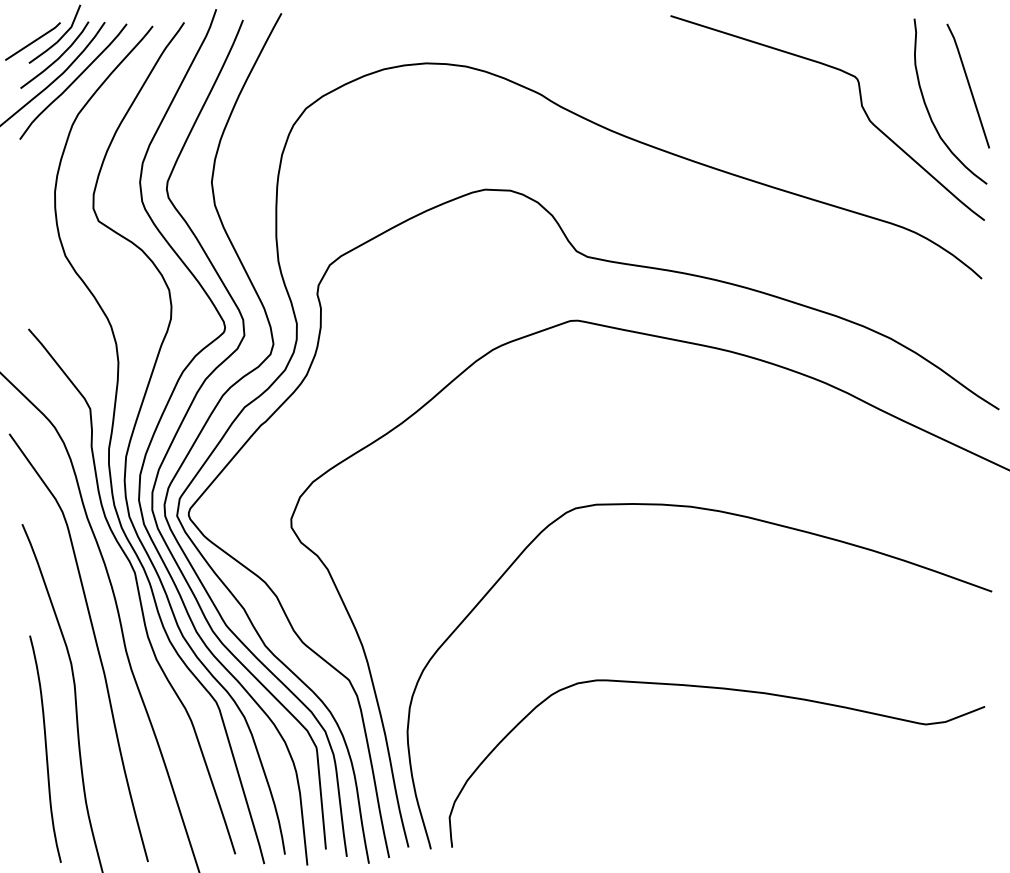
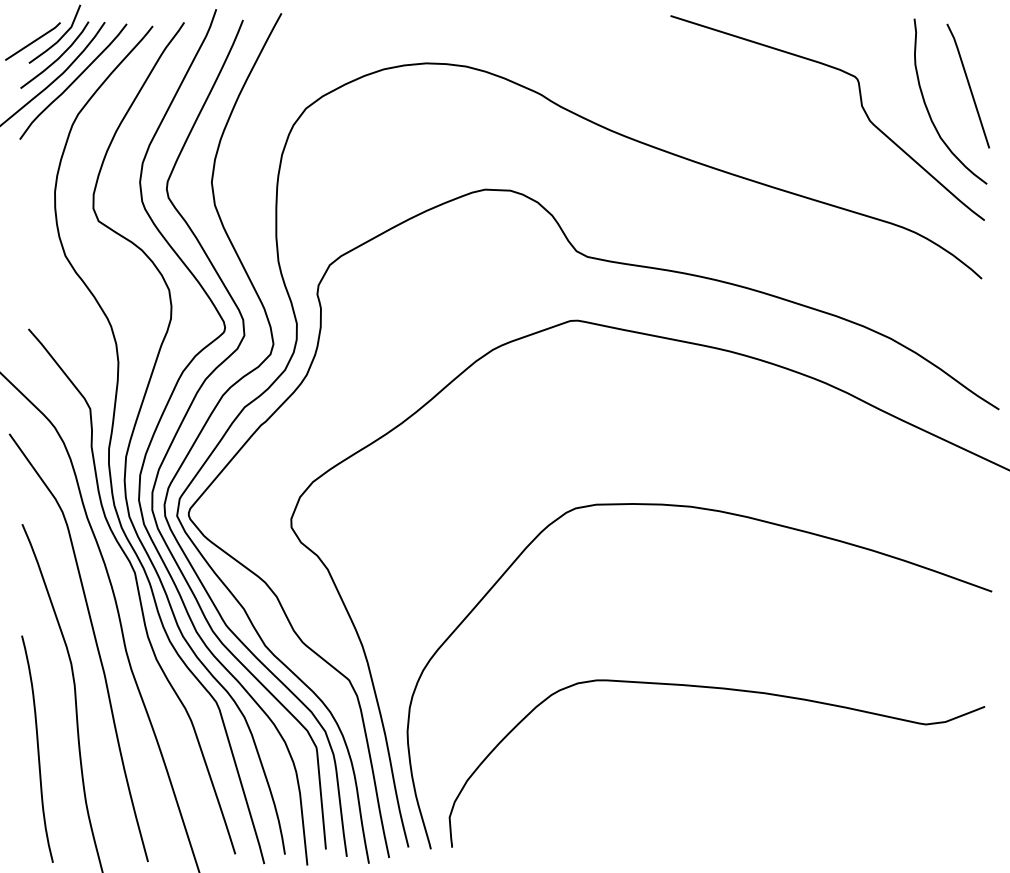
curve position: (45, 748) -> (37, 748) (37, 748)
